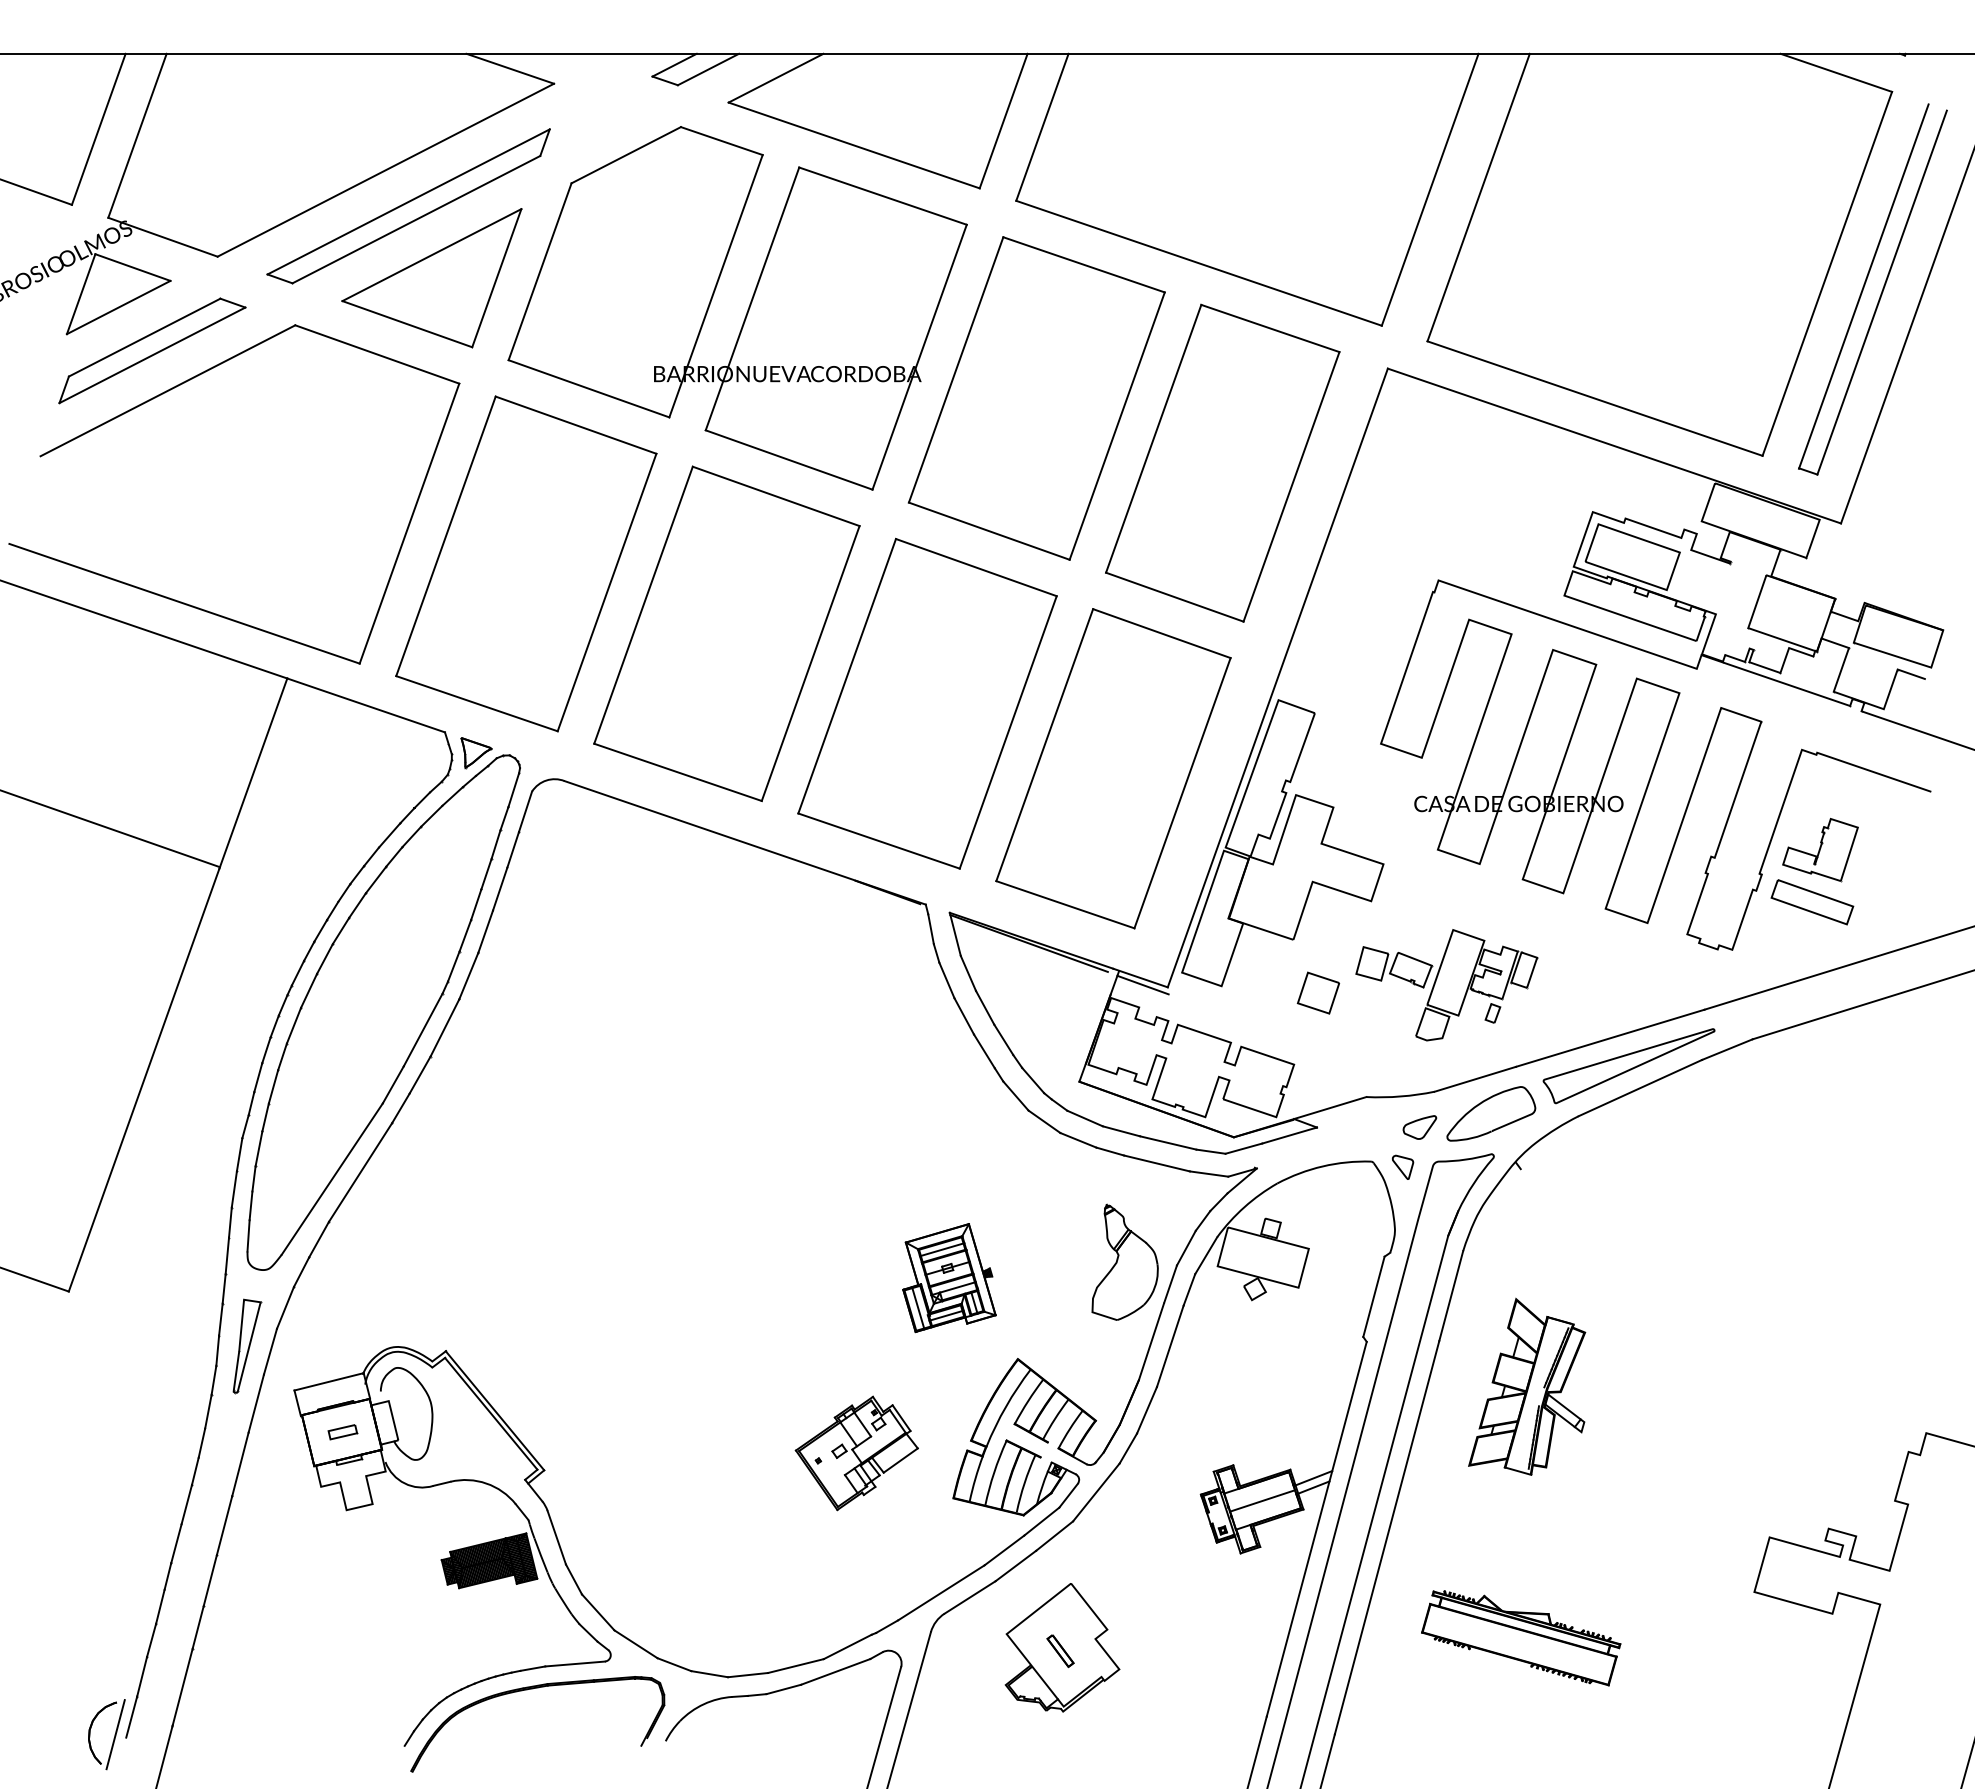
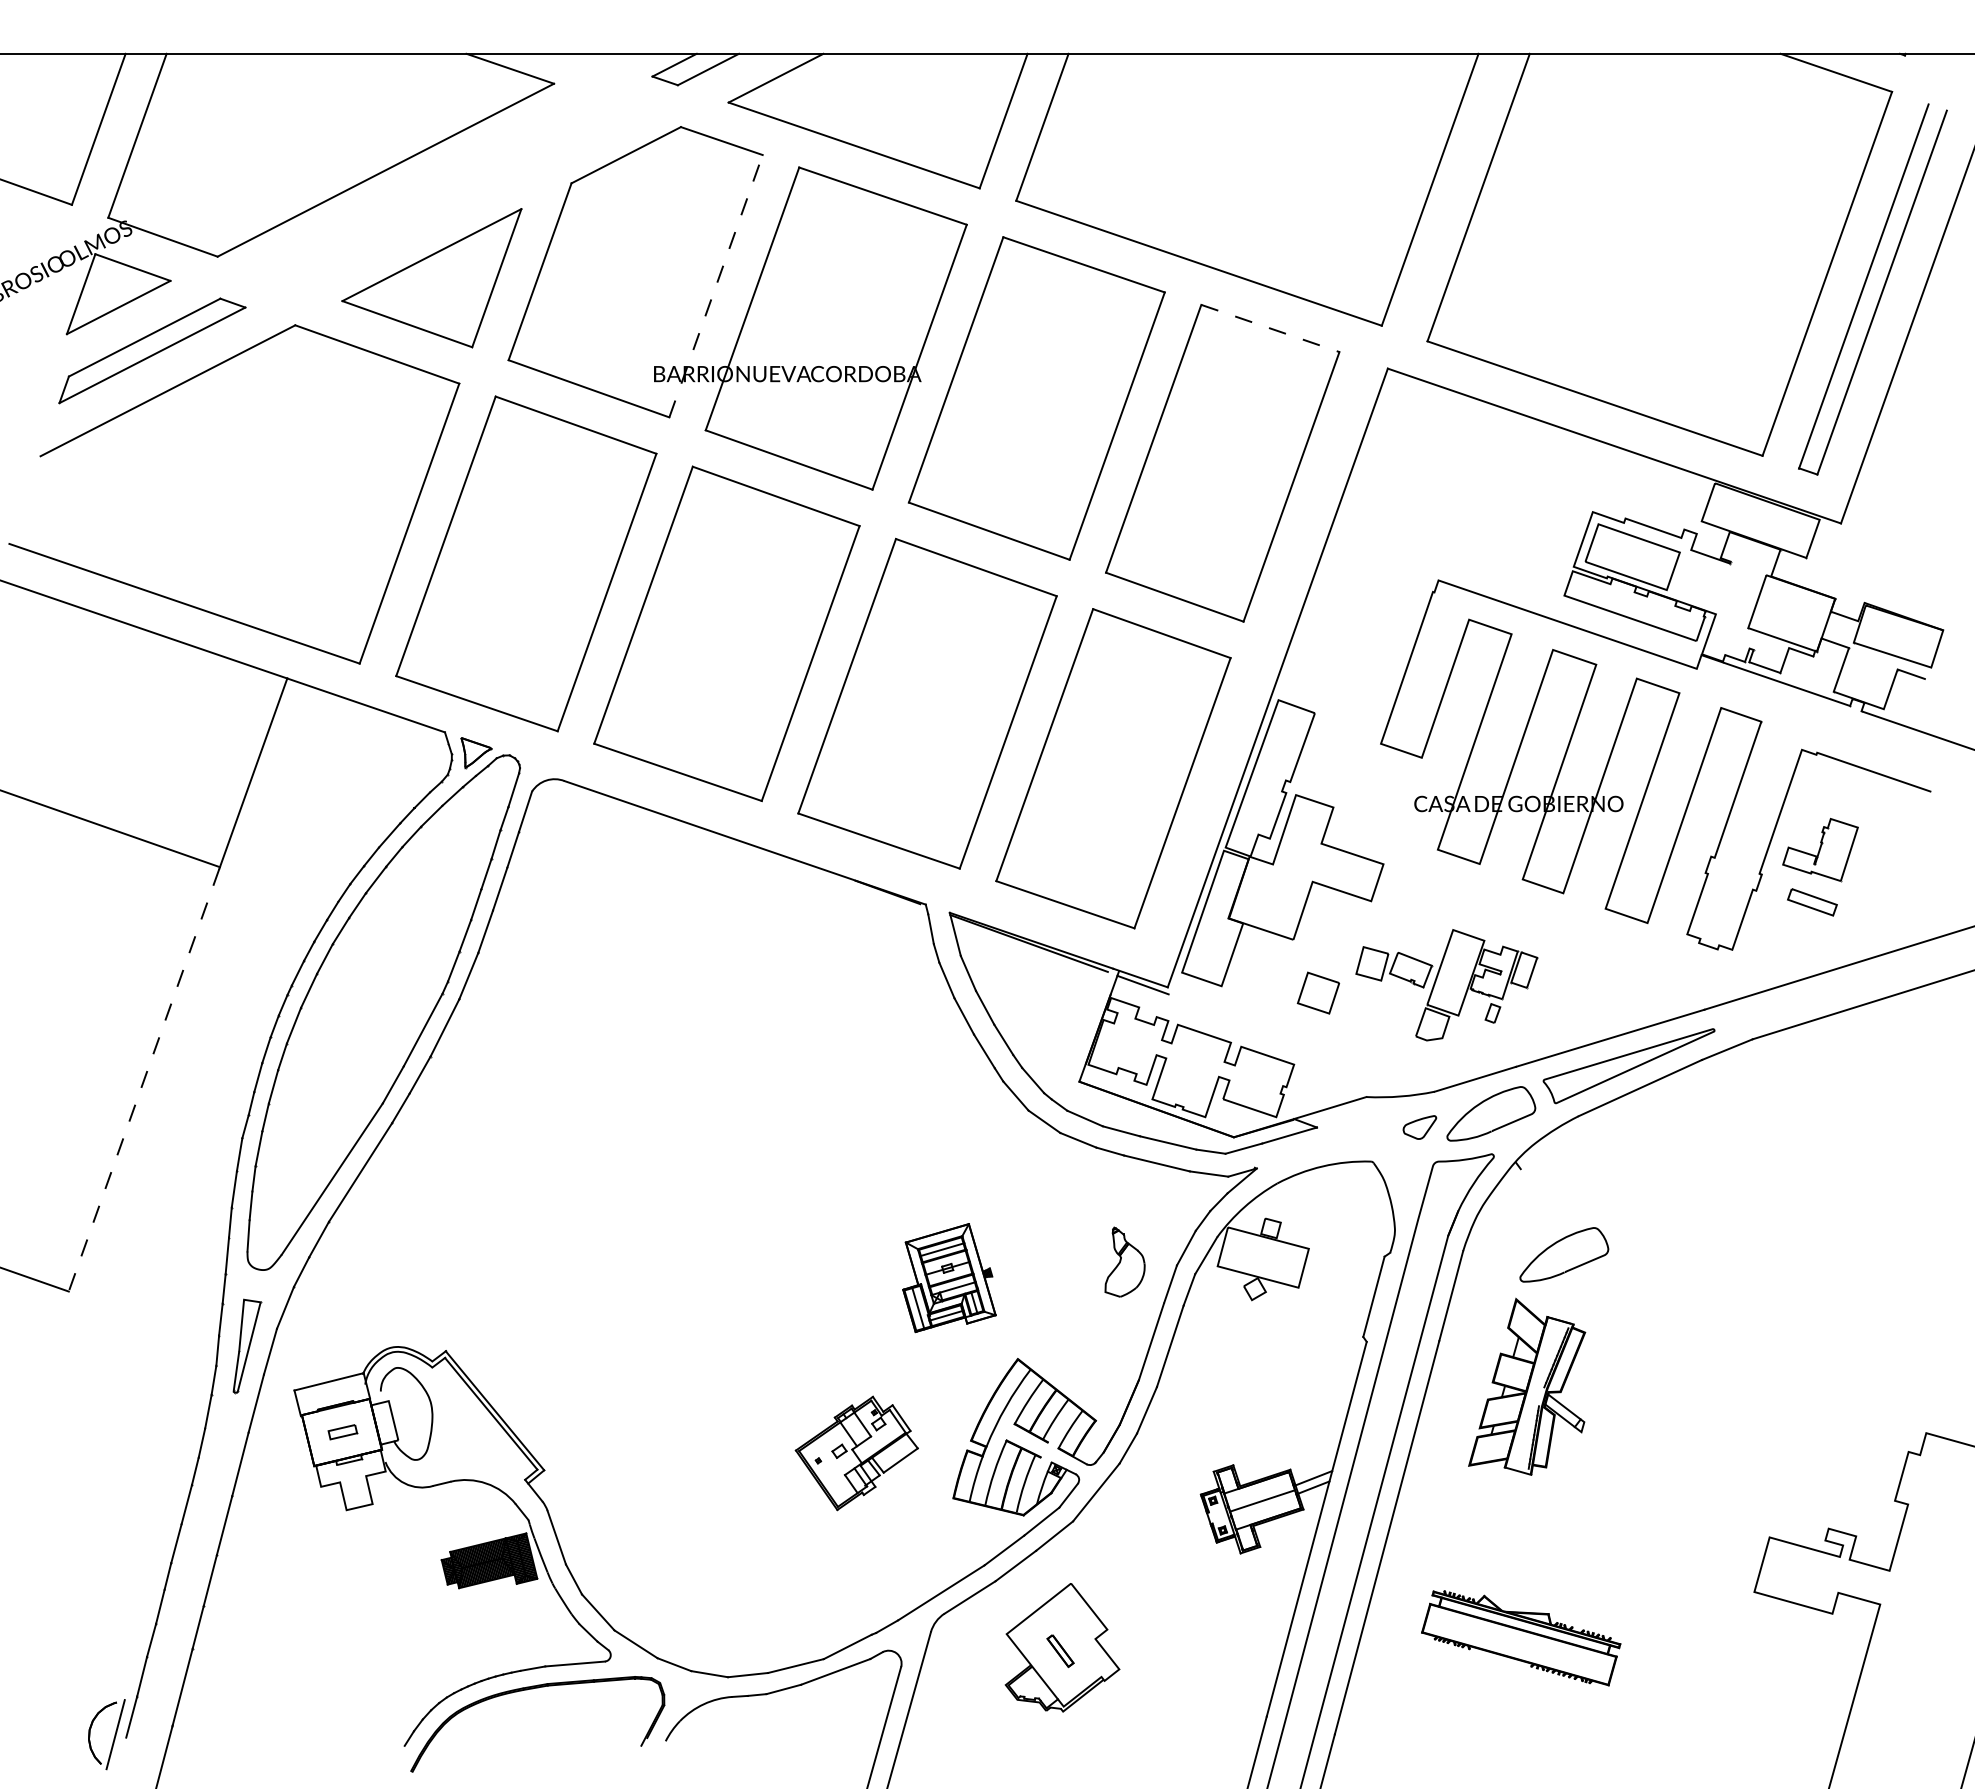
part: present -> none (408, 206)
line: solid -> dashed (716, 285)
line: solid -> dashed (1270, 328)
part size: 85x47 px -> 51x29 px (1812, 902)
line: solid -> dashed (143, 1080)
part: present -> none (1402, 1166)
part: none -> present (1564, 1254)
part size: 68x118 px -> 42x72 px (1124, 1261)
